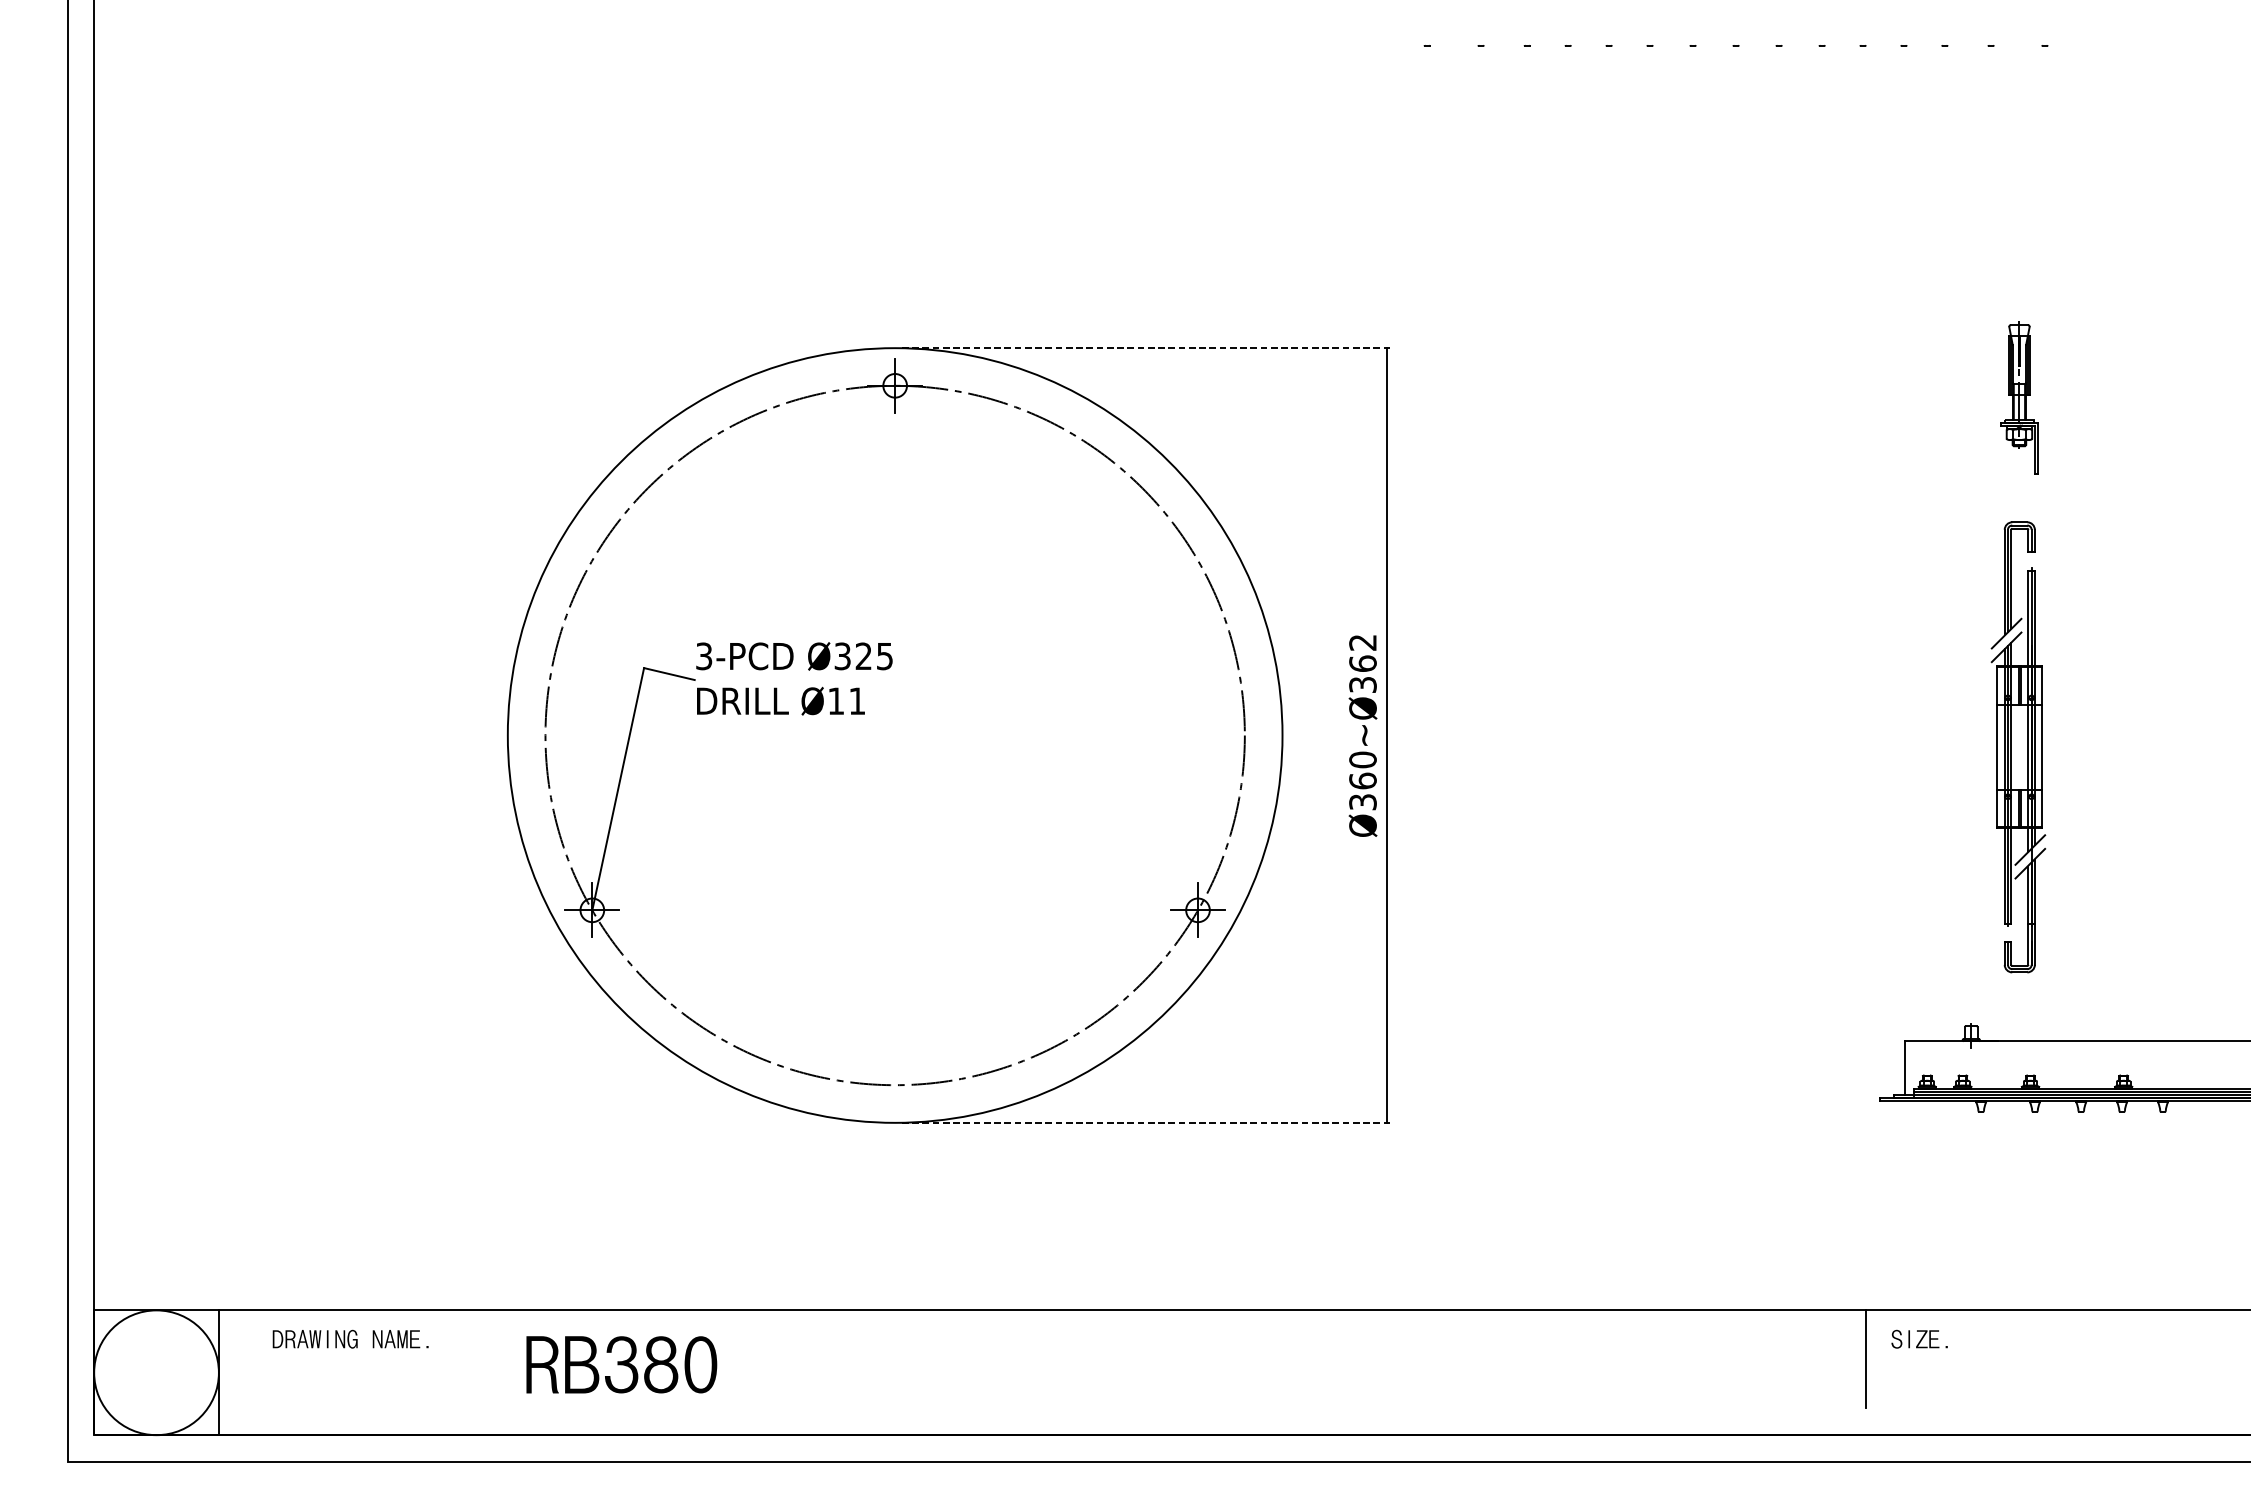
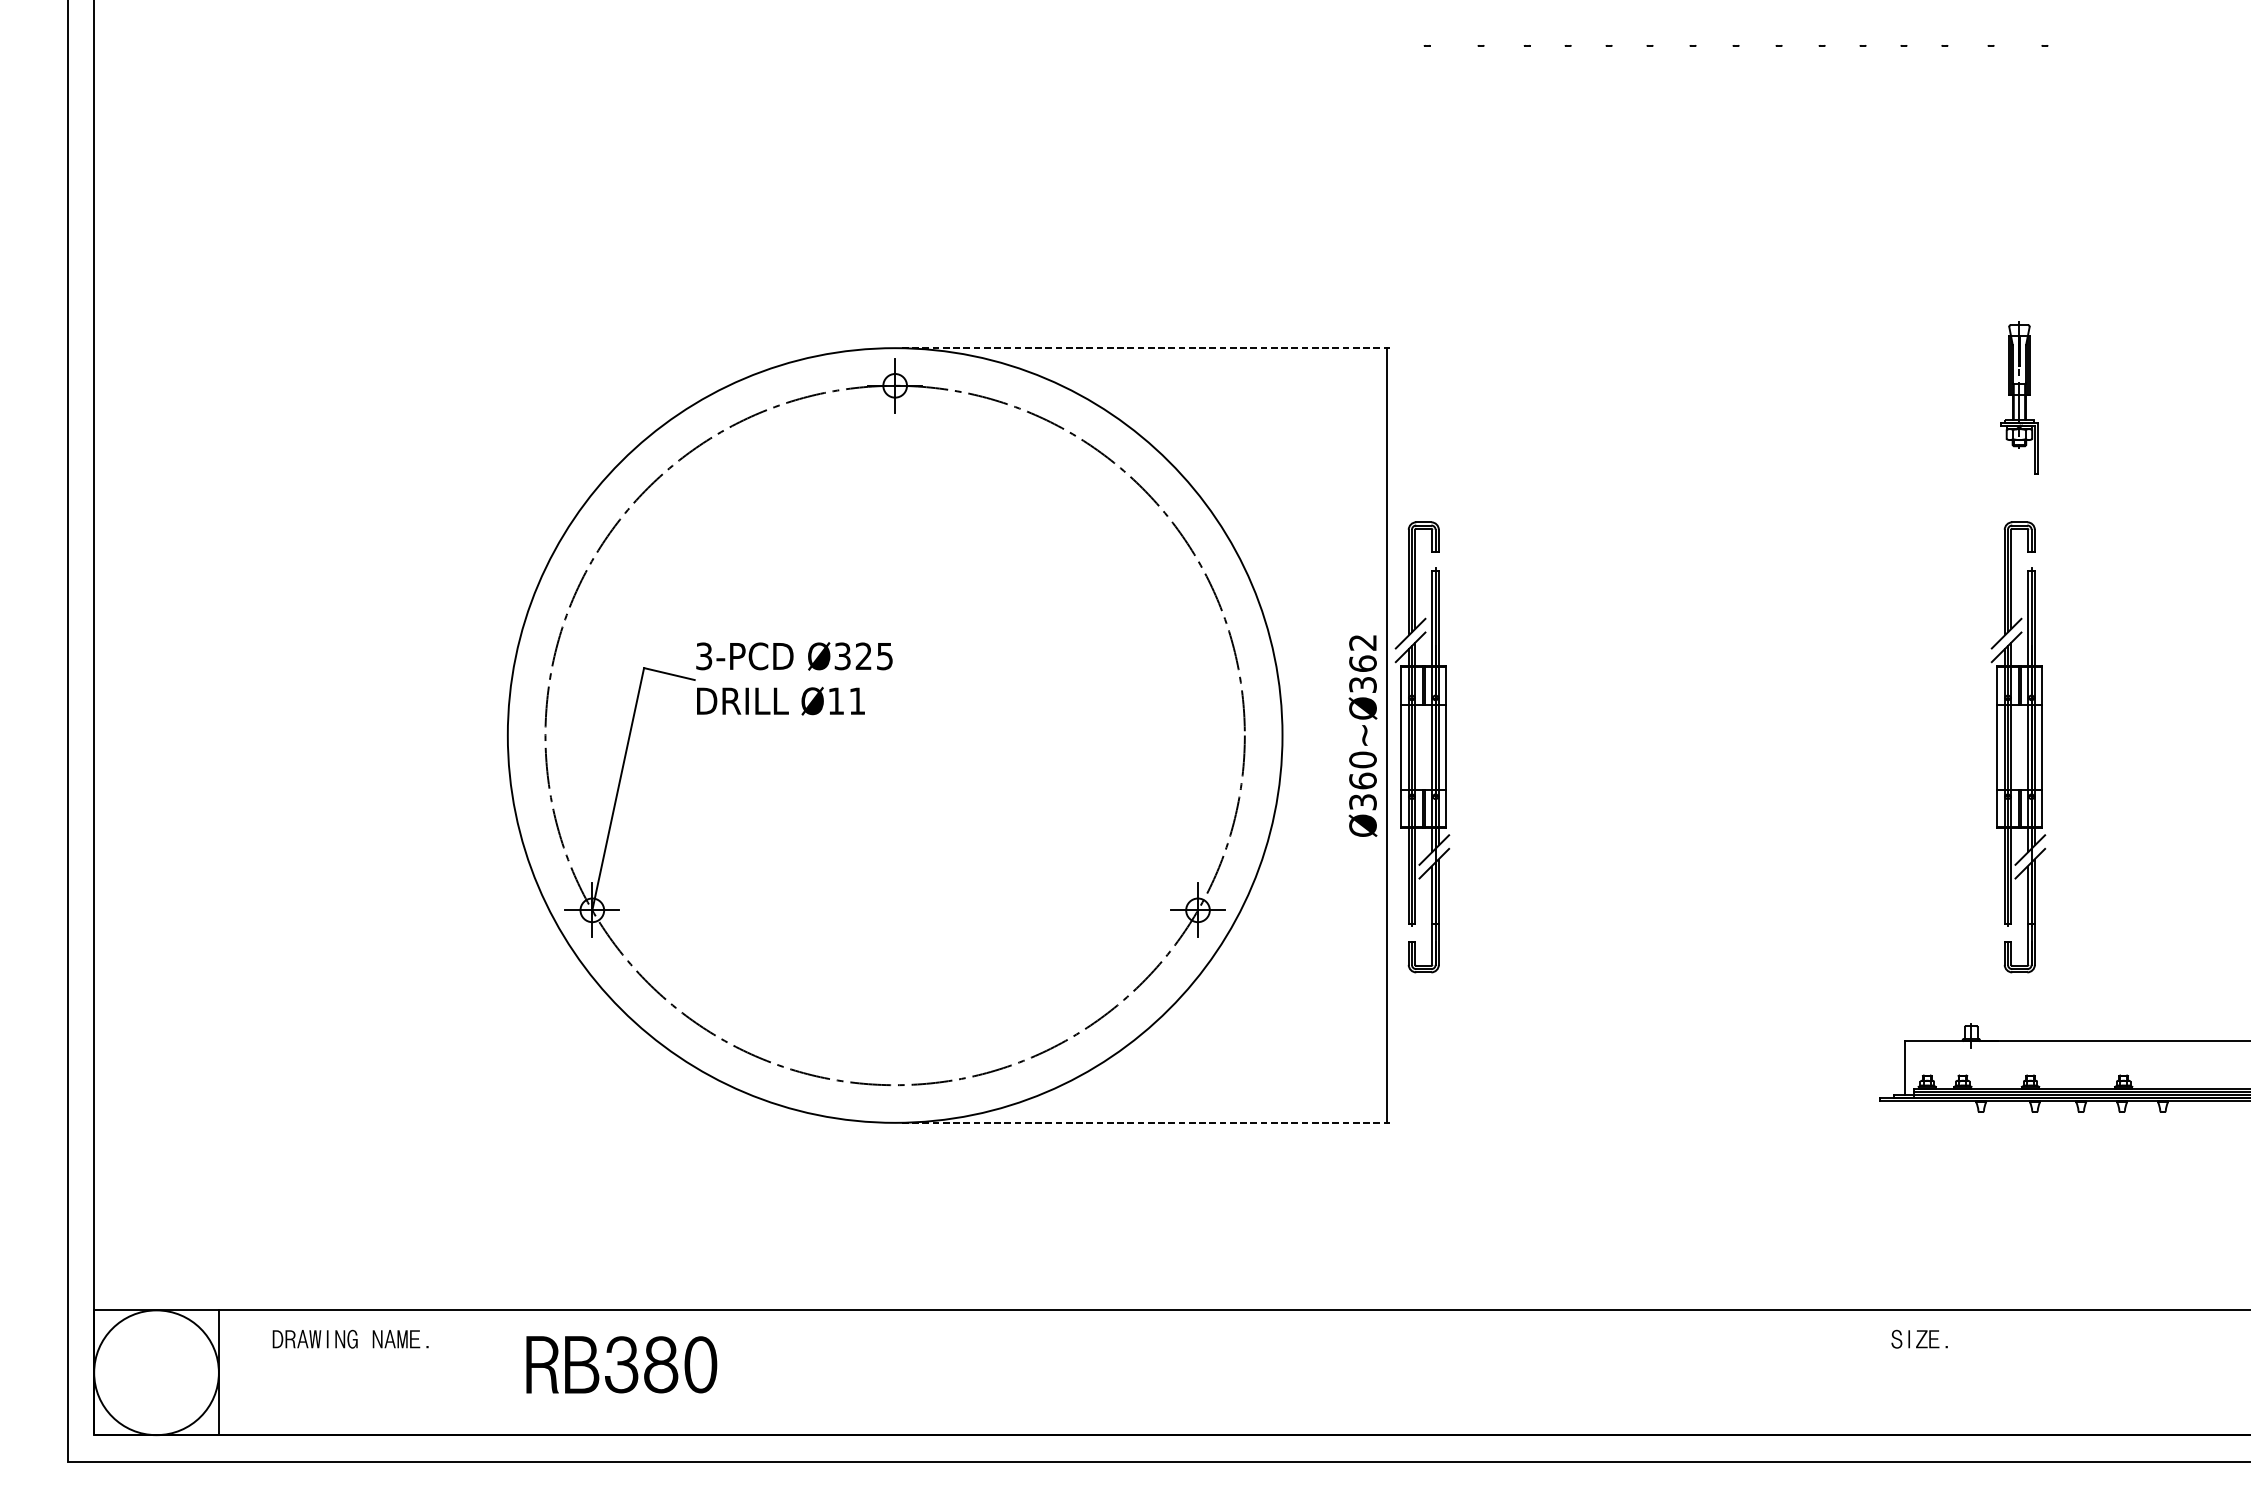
part: none -> present (1422, 747)
line: present -> none (1865, 1359)
